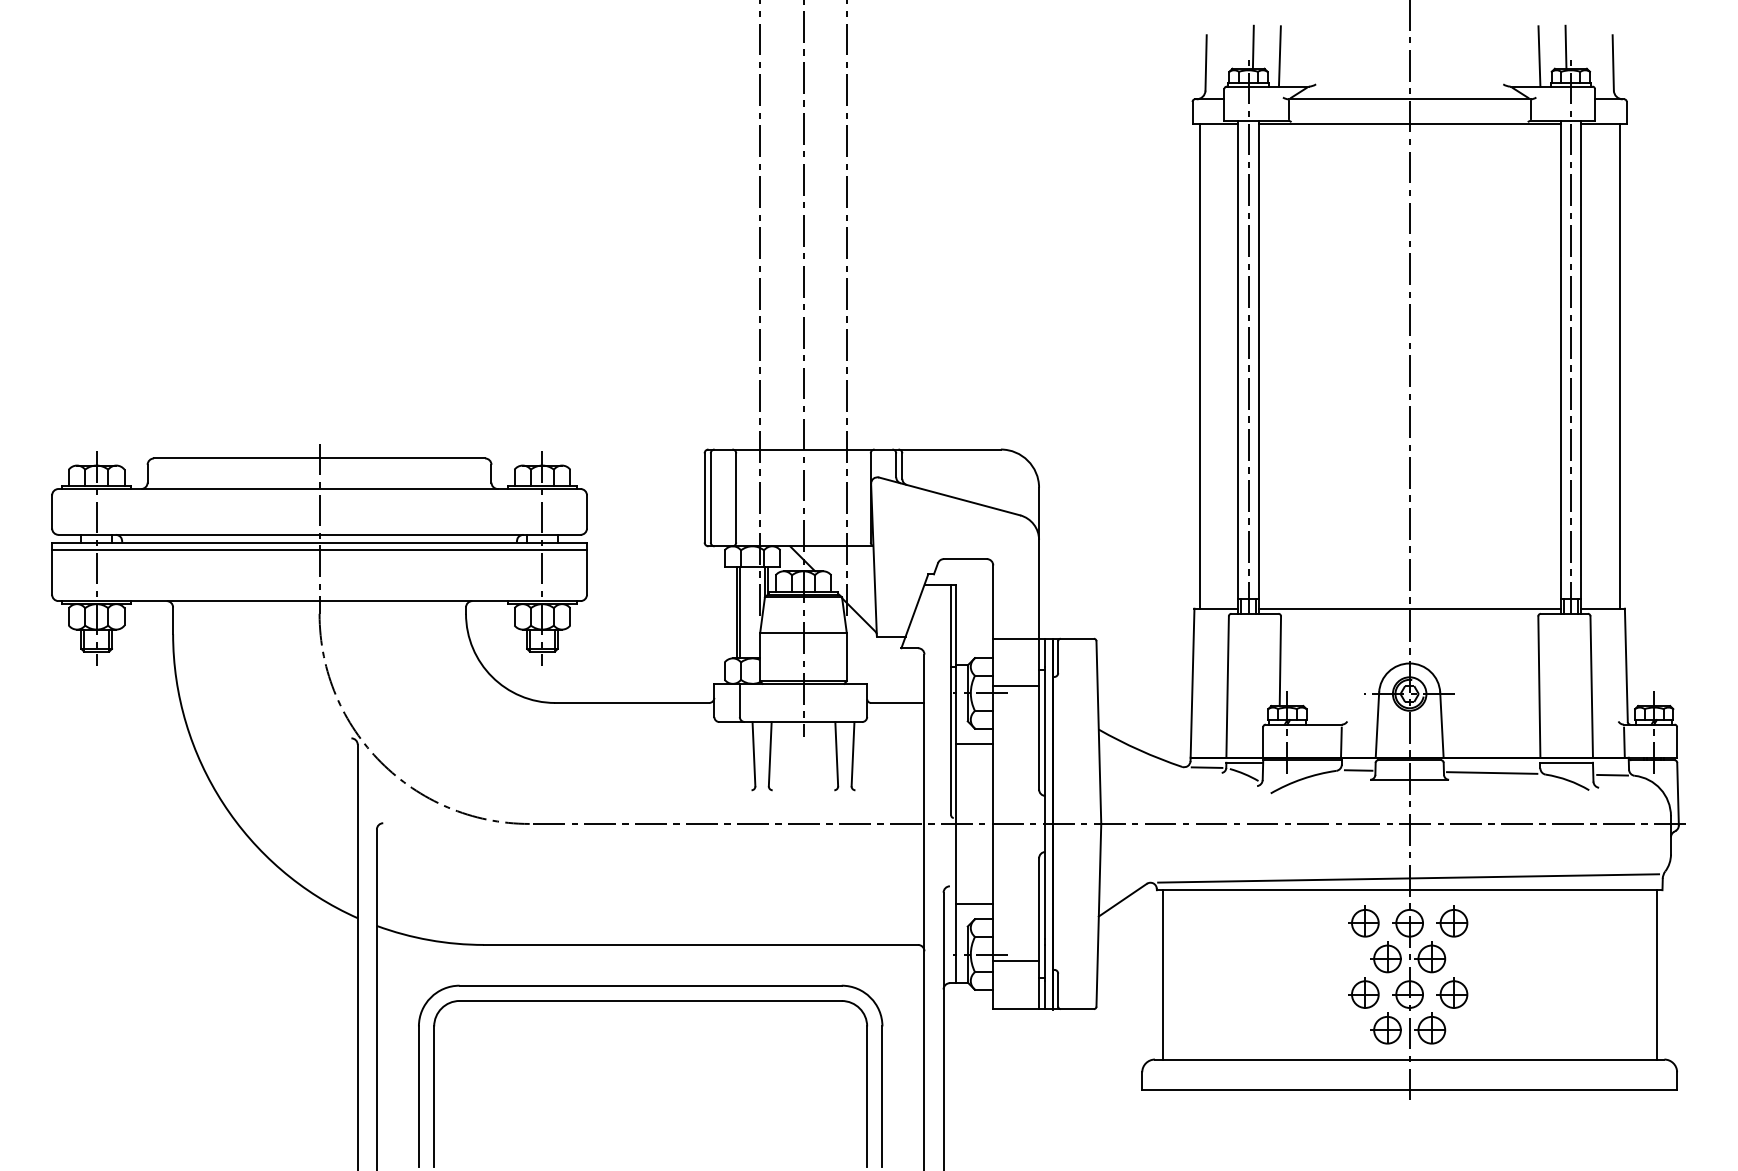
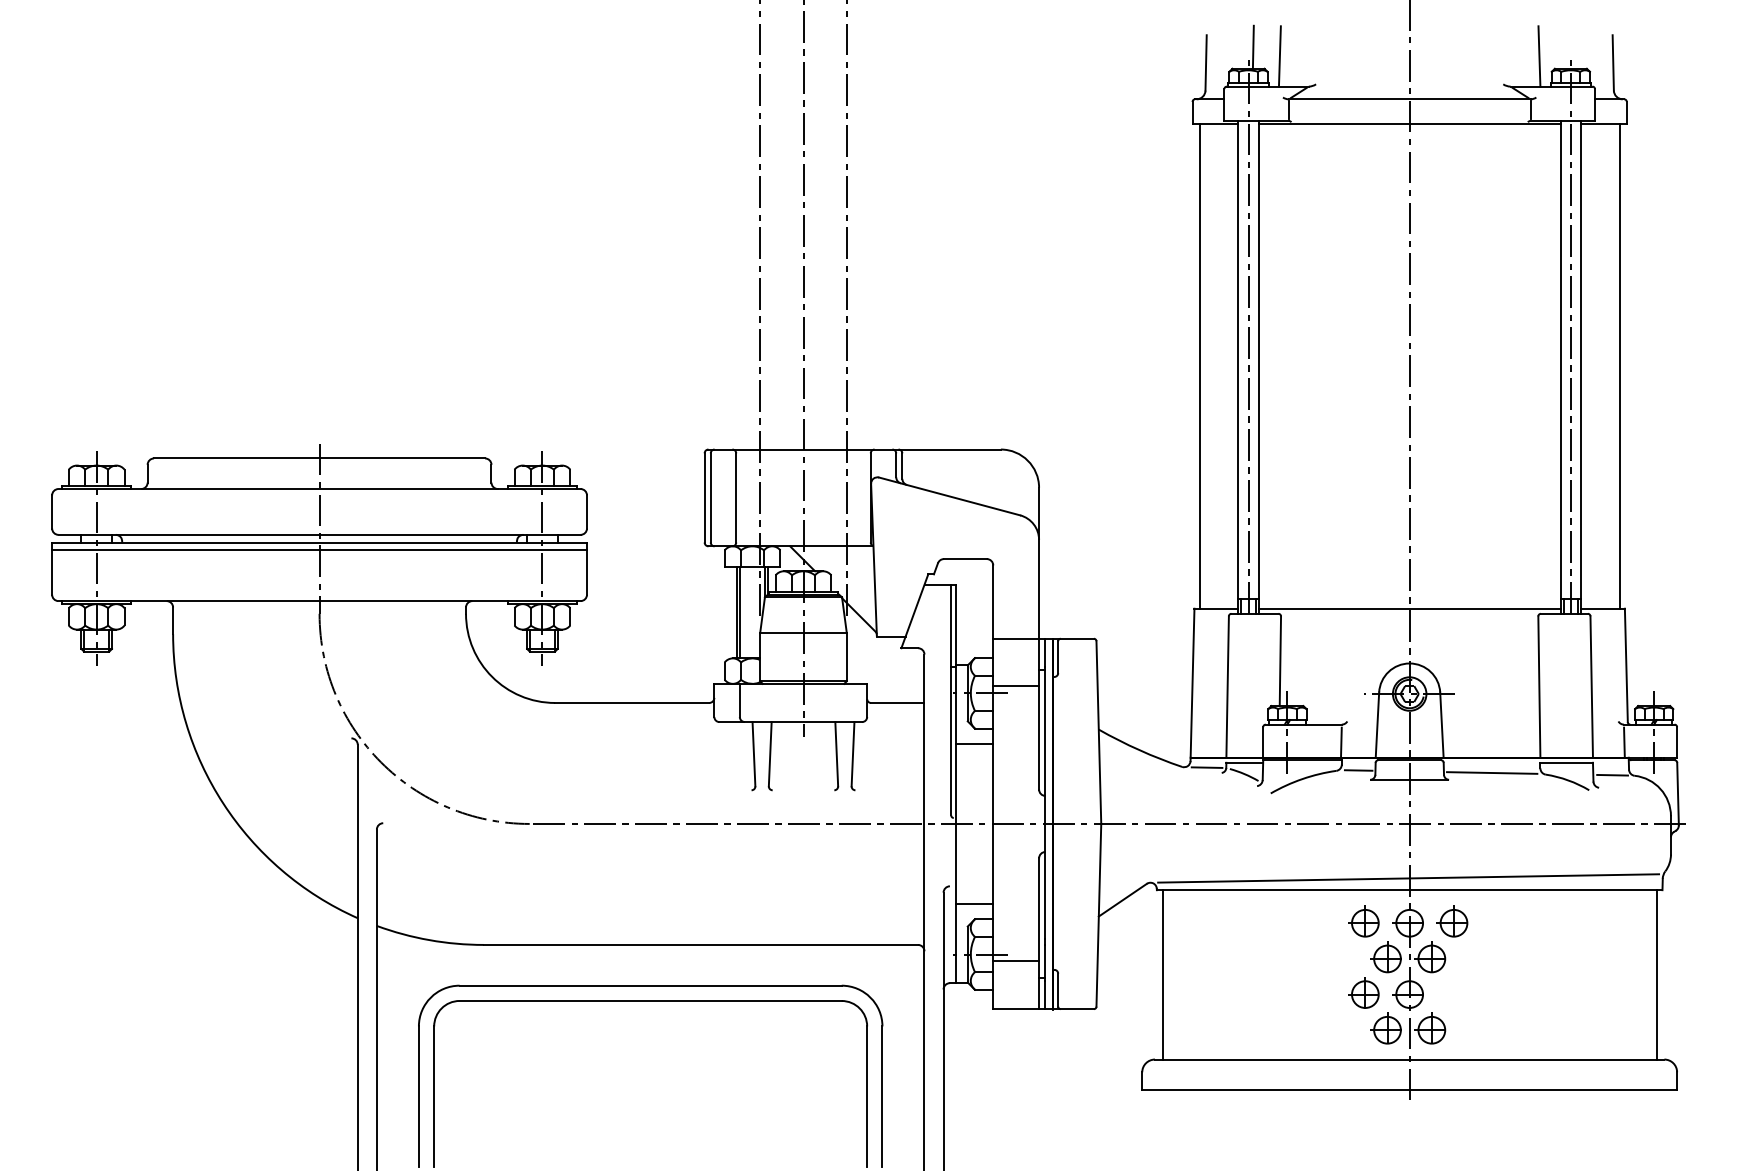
line: present -> none (1565, 46)
part: present -> none (1452, 992)
